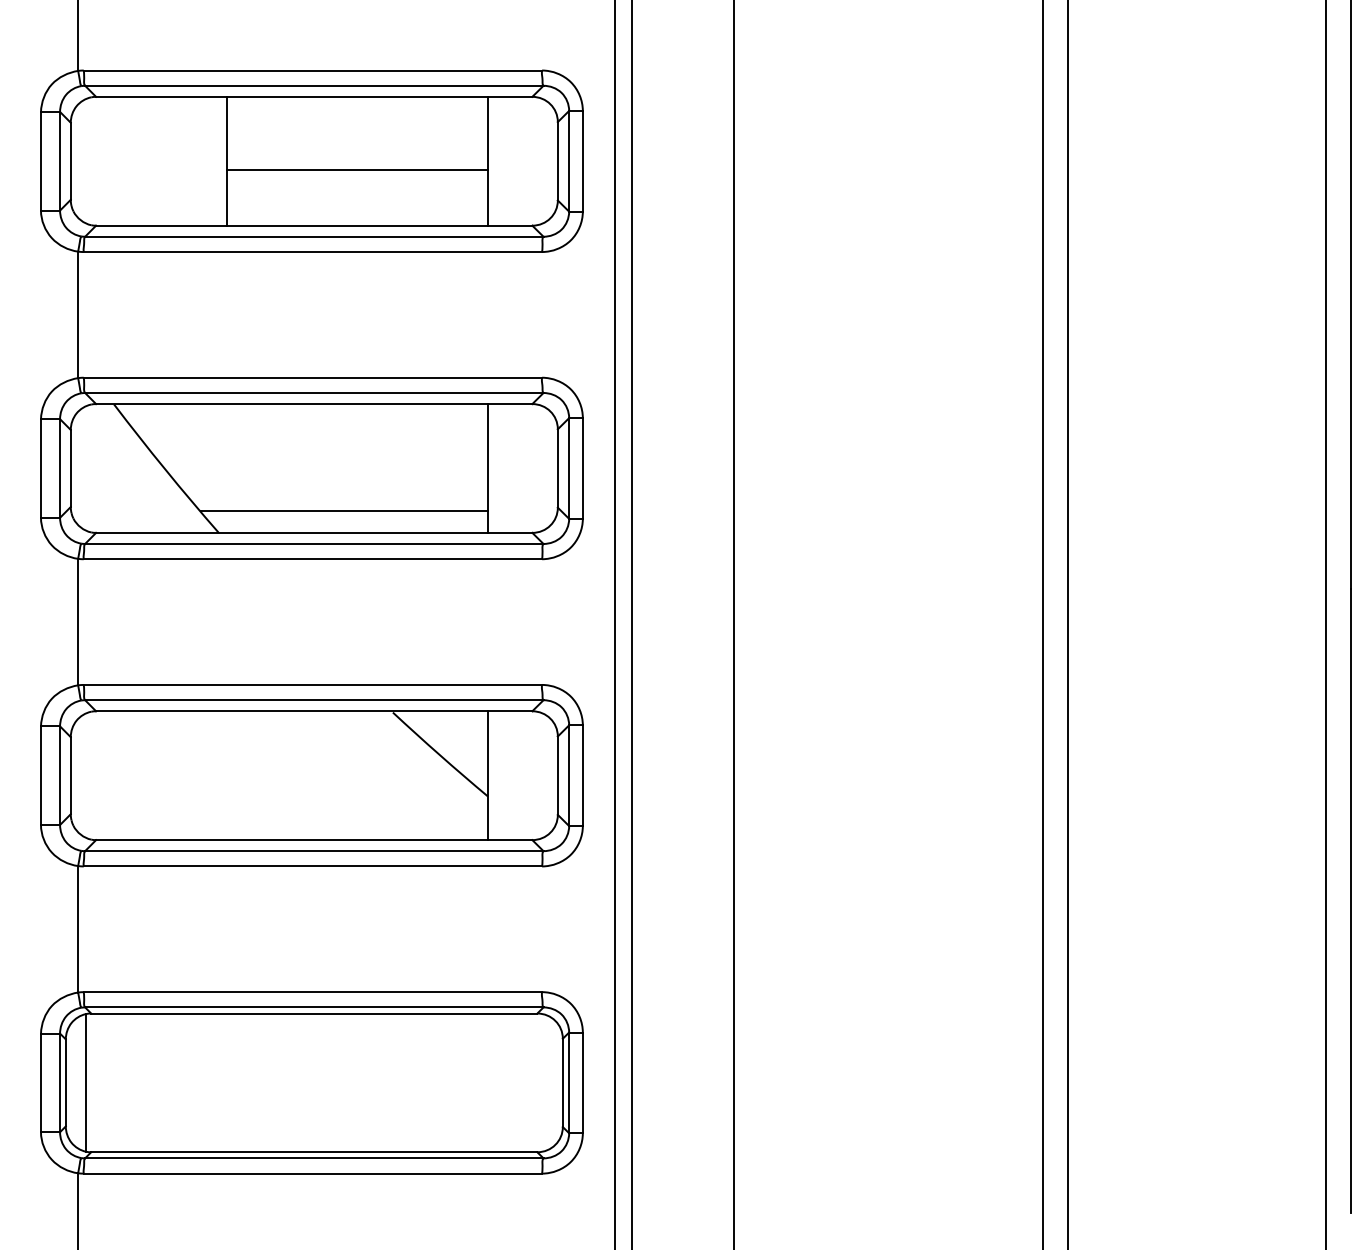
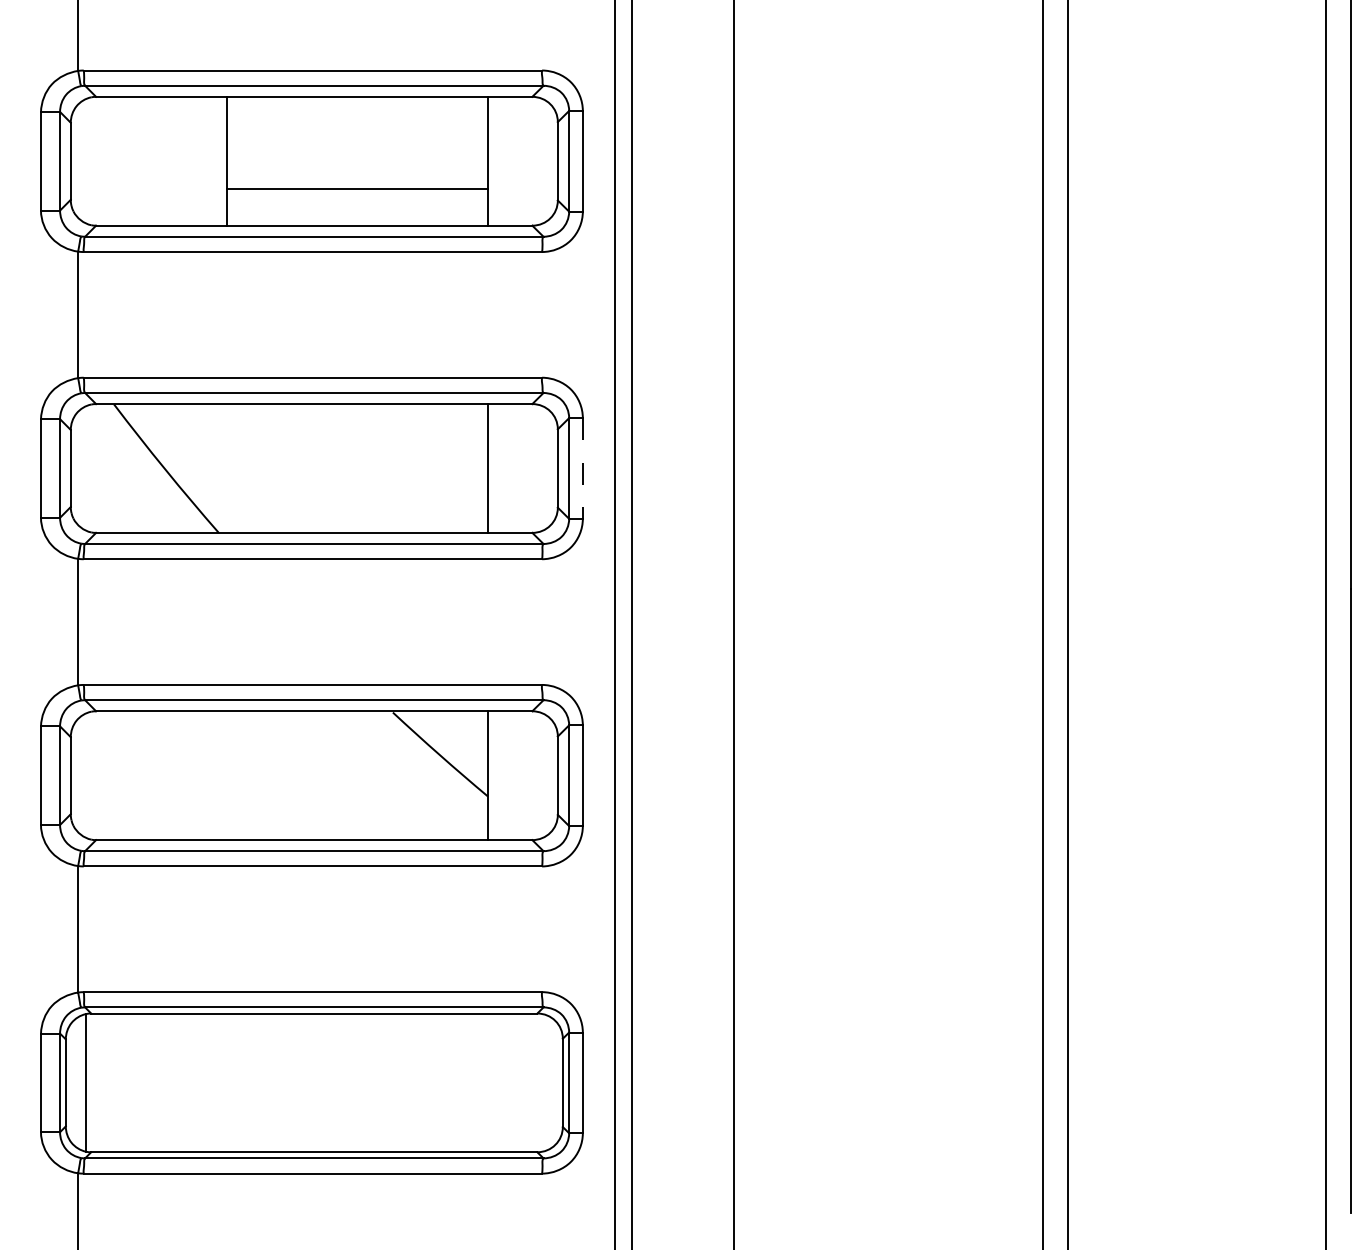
line position: (357, 169) -> (357, 188) (357, 188)
line: solid -> dashed (582, 468)
line: present -> none (344, 511)
